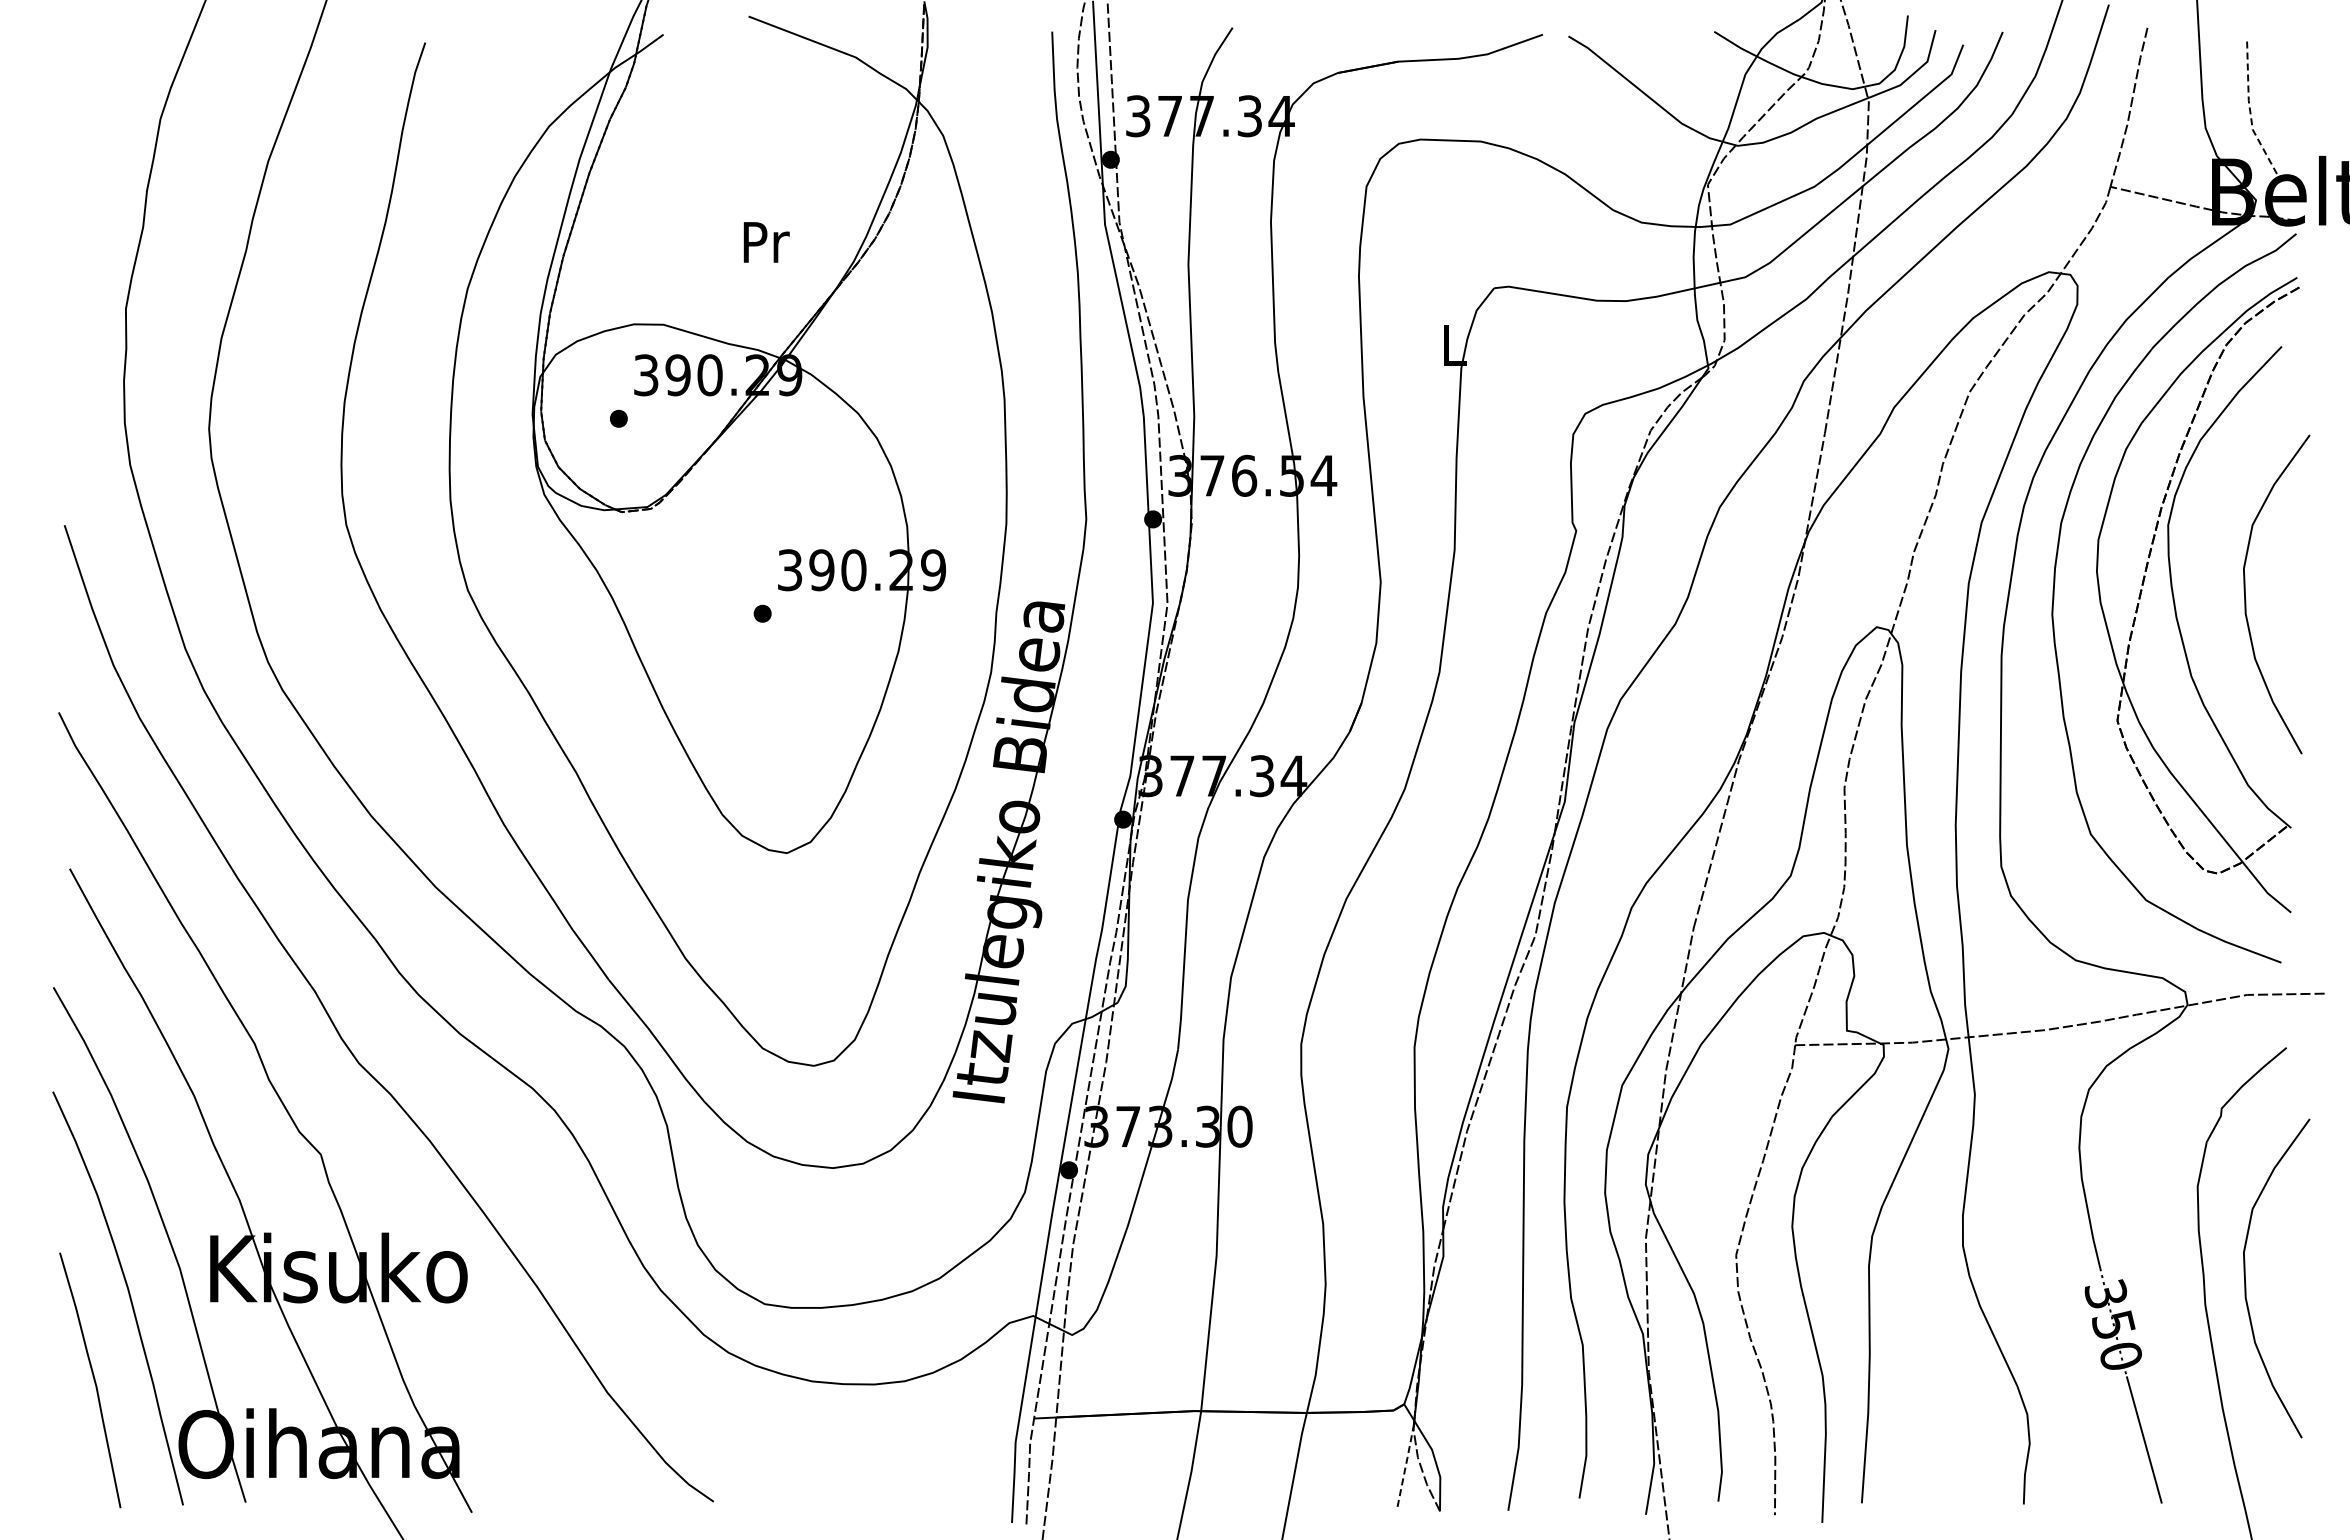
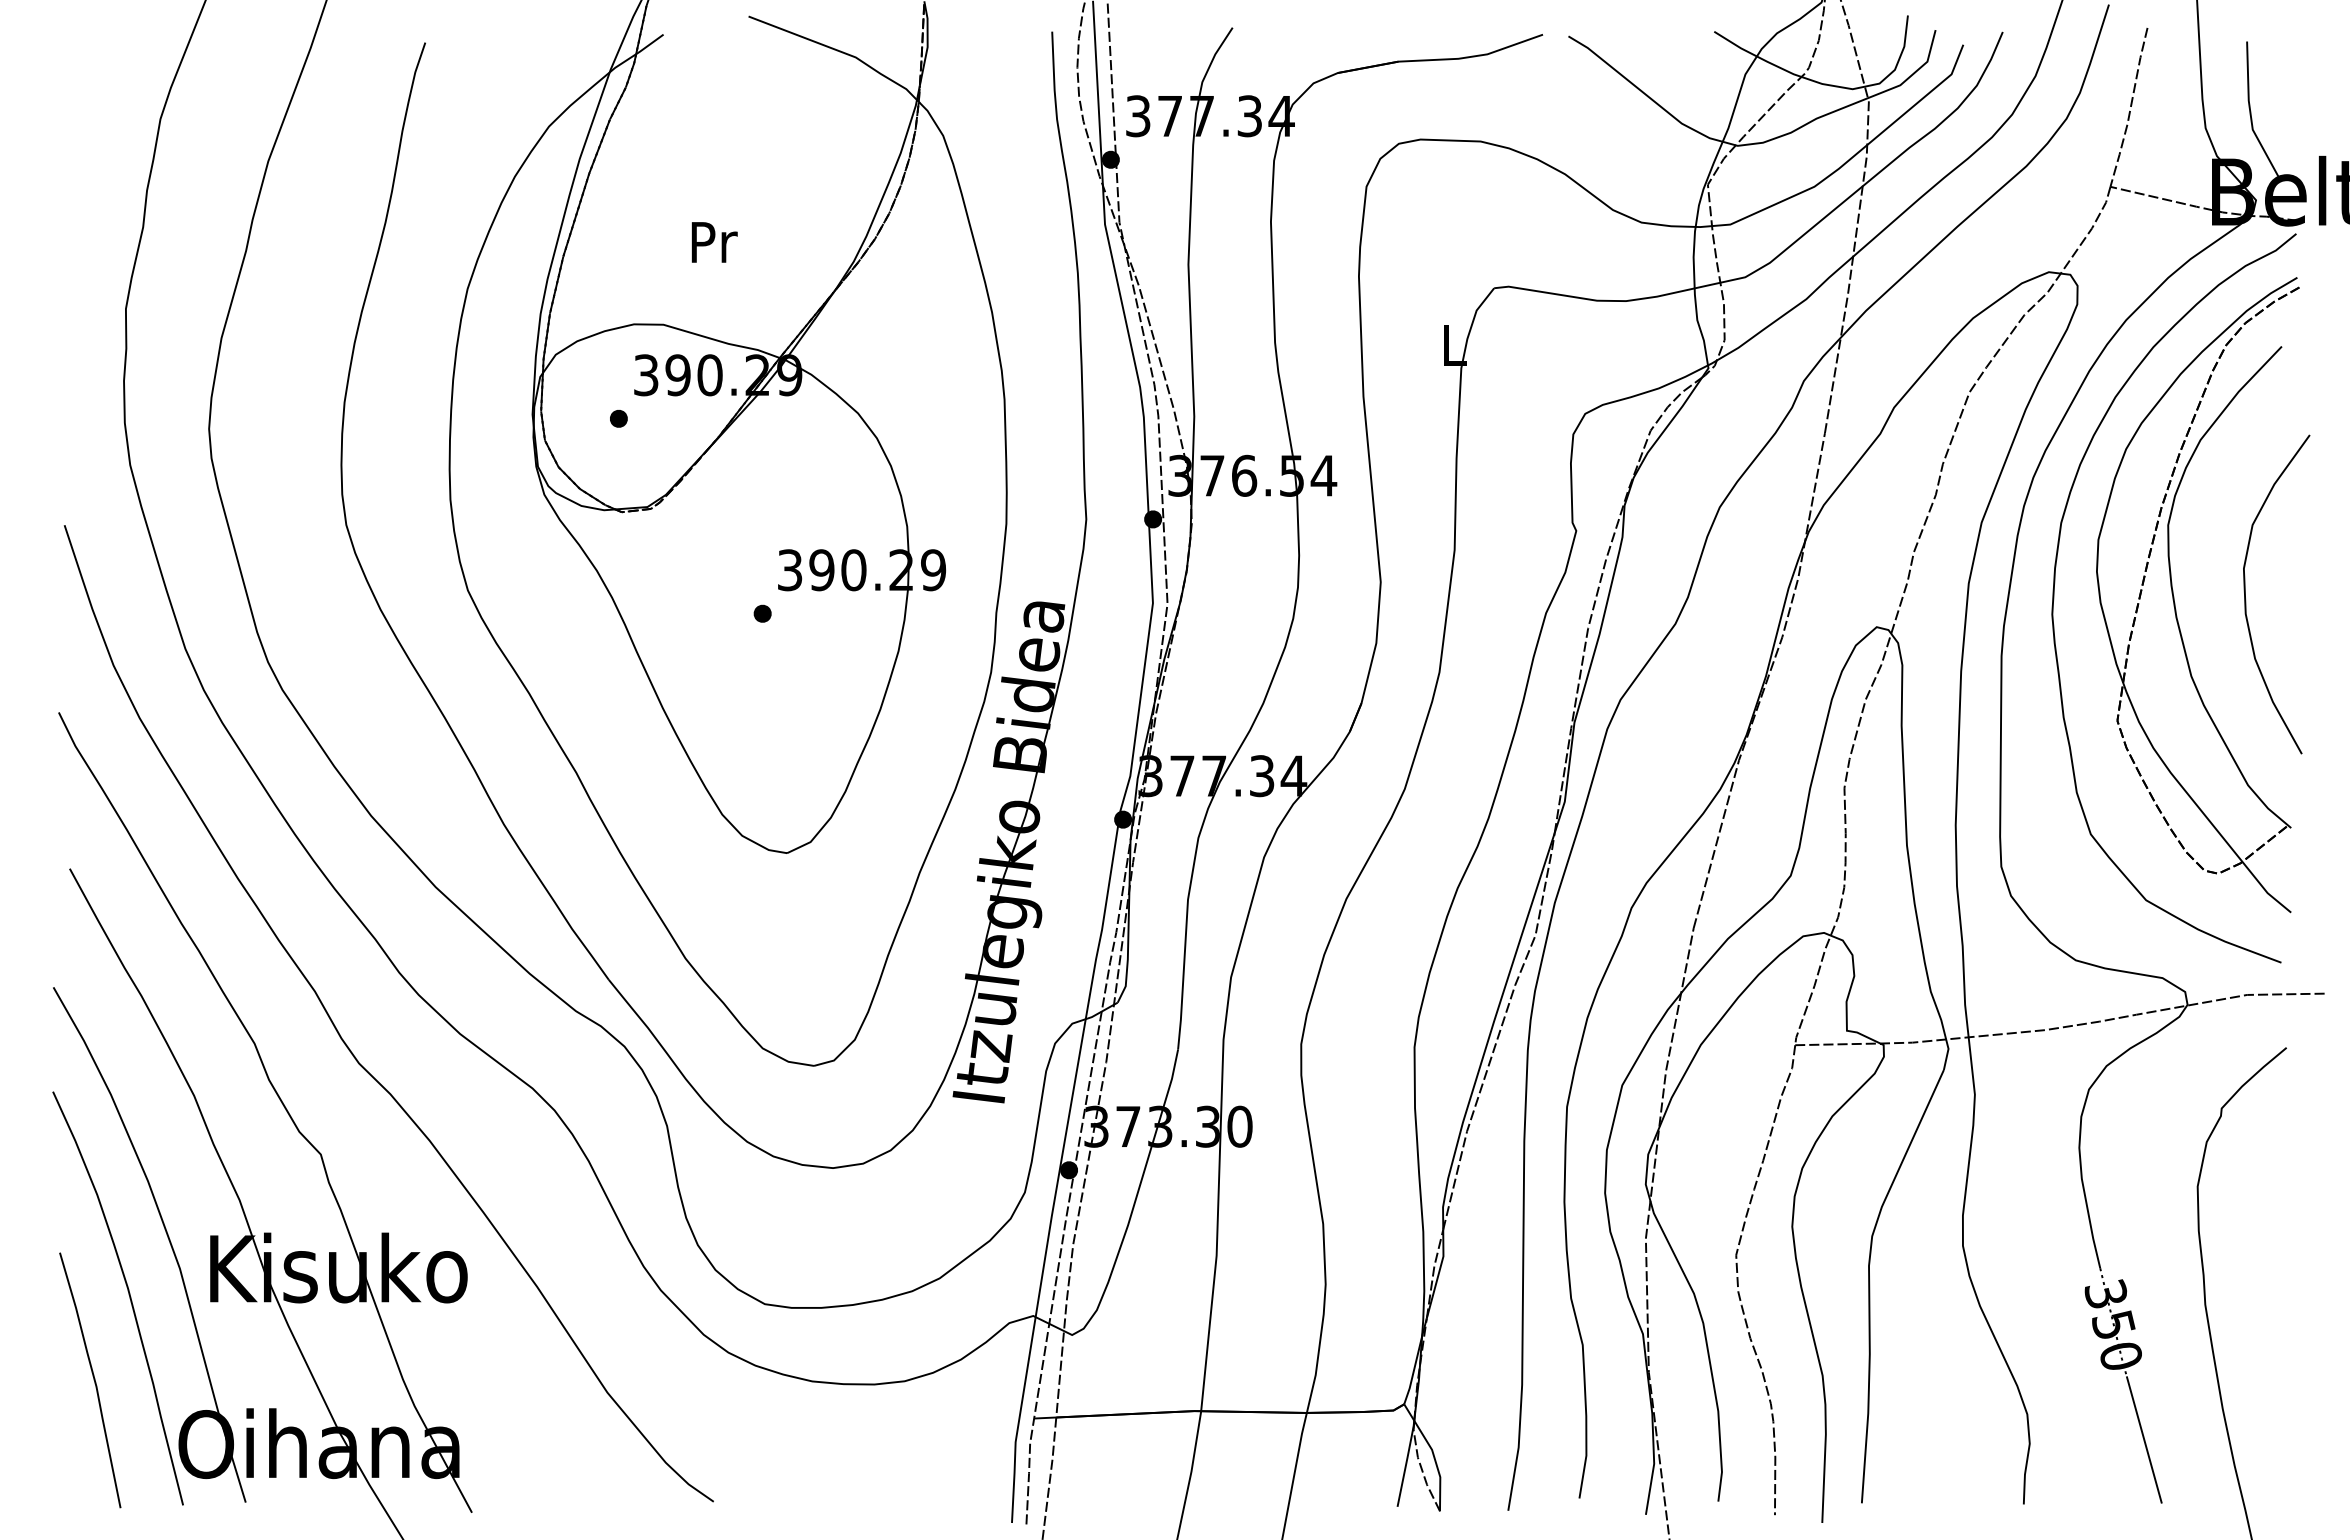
line: dashed -> solid (2250, 115)
text position: (766, 242) -> (714, 242) (714, 242)
curve: present -> none (2246, 1283)
line: dashed -> solid (1405, 1465)
